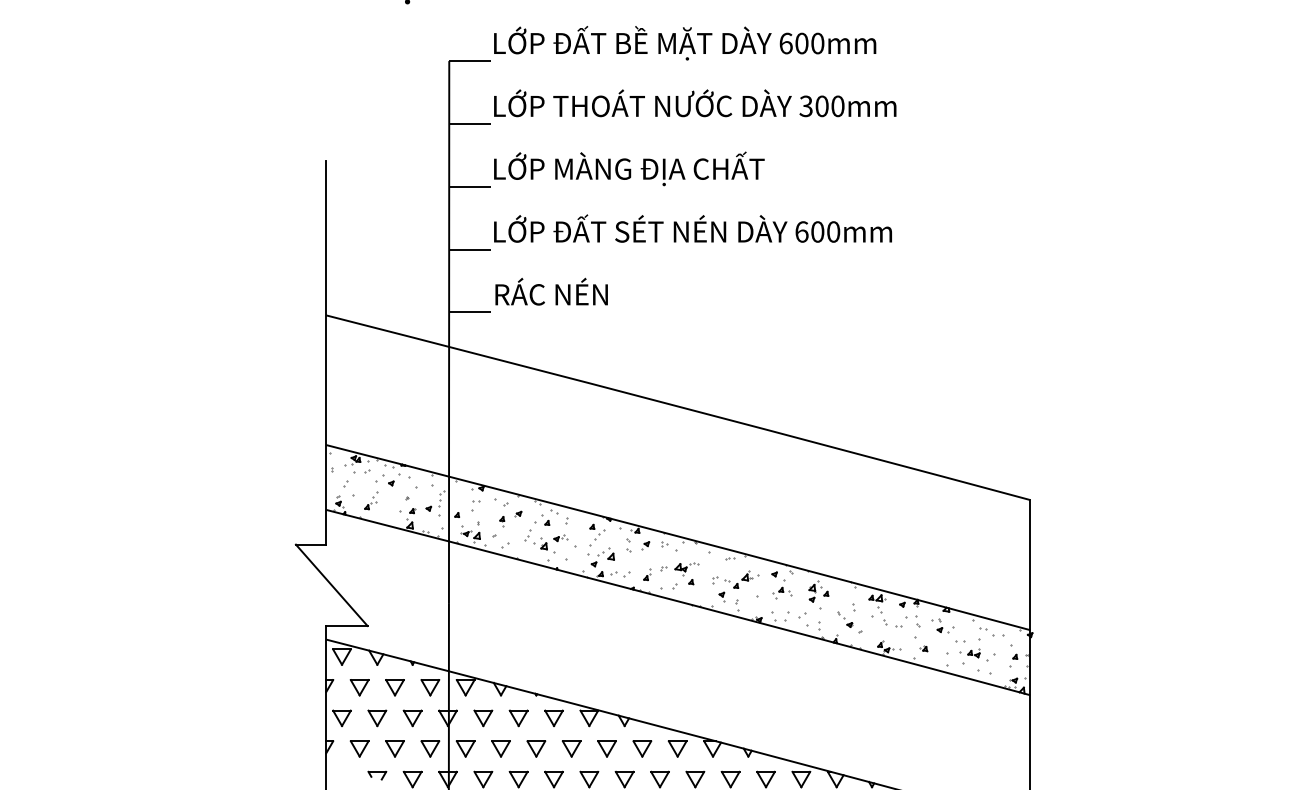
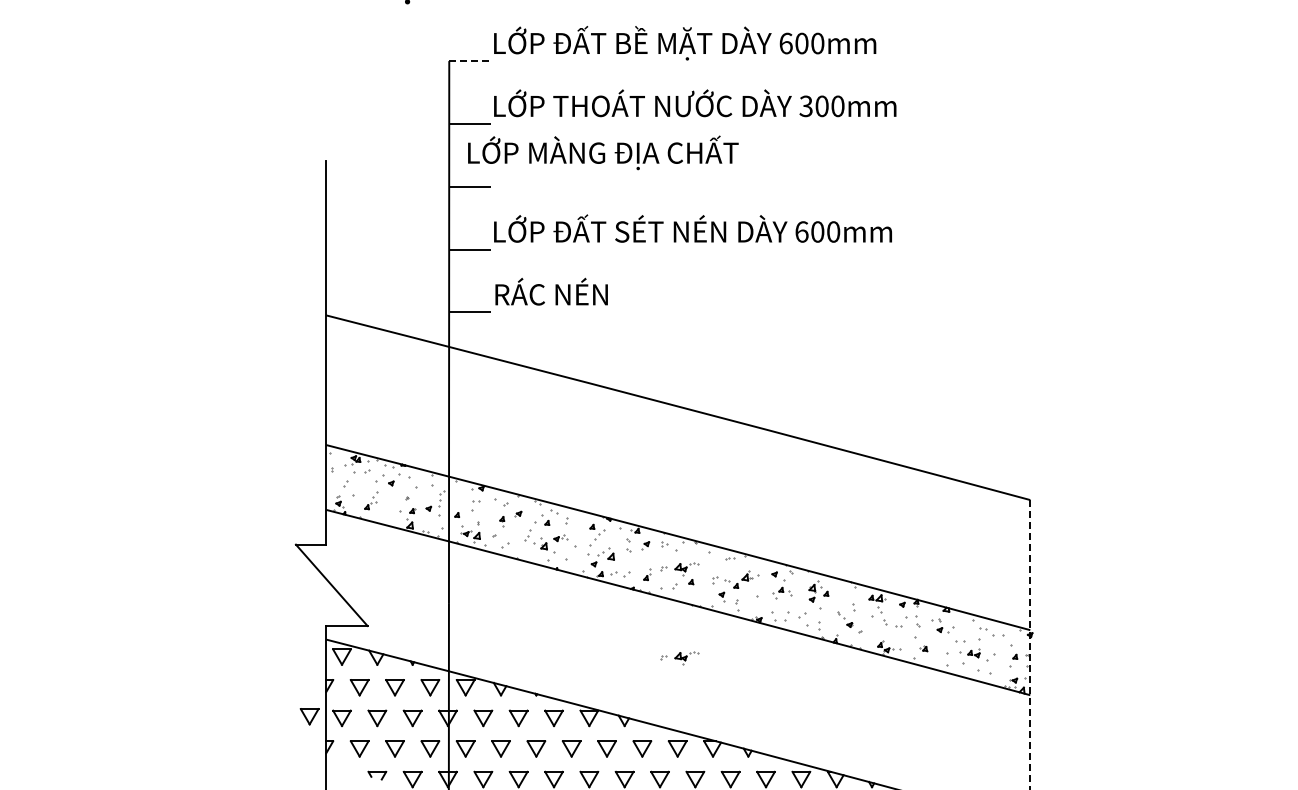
line: solid -> dashed (470, 61)
text position: (629, 168) -> (603, 152) (603, 152)
line: solid -> dashed (1030, 644)
part: none -> present (679, 658)
part: none -> present (309, 716)
